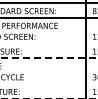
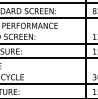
line: none -> present (48, 43)
line: dashed -> solid (48, 58)
line: none -> present (48, 83)
line: dashed -> solid (48, 98)
